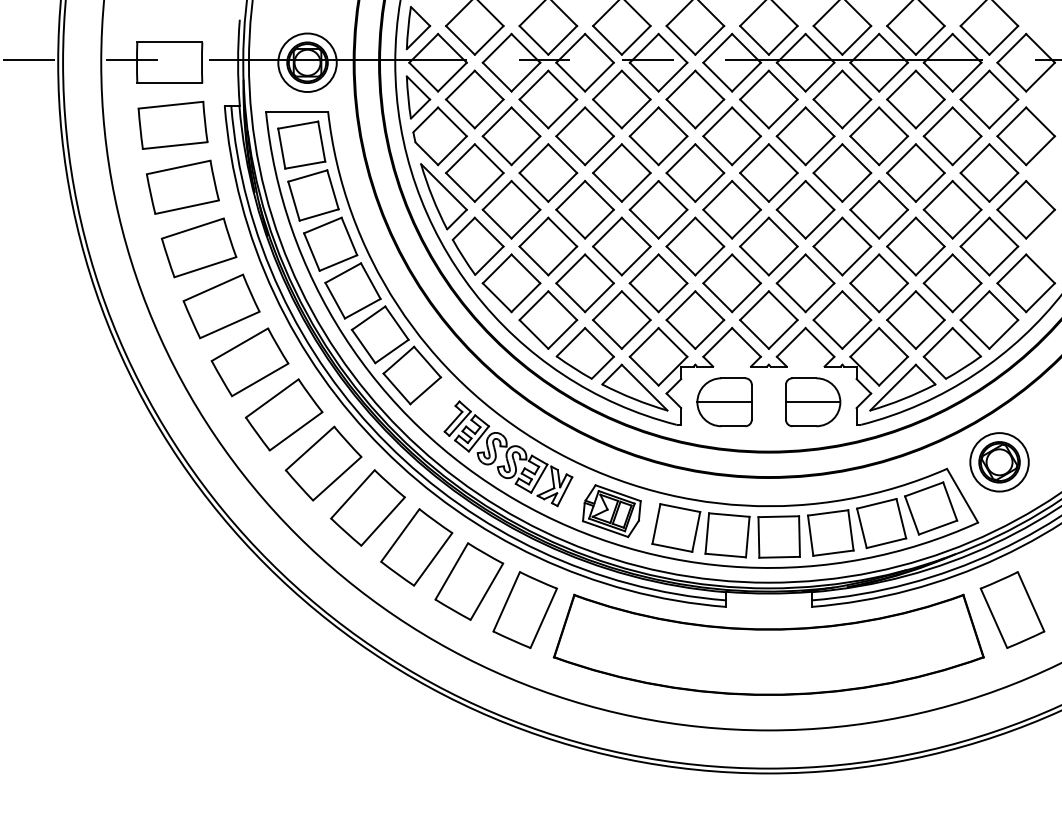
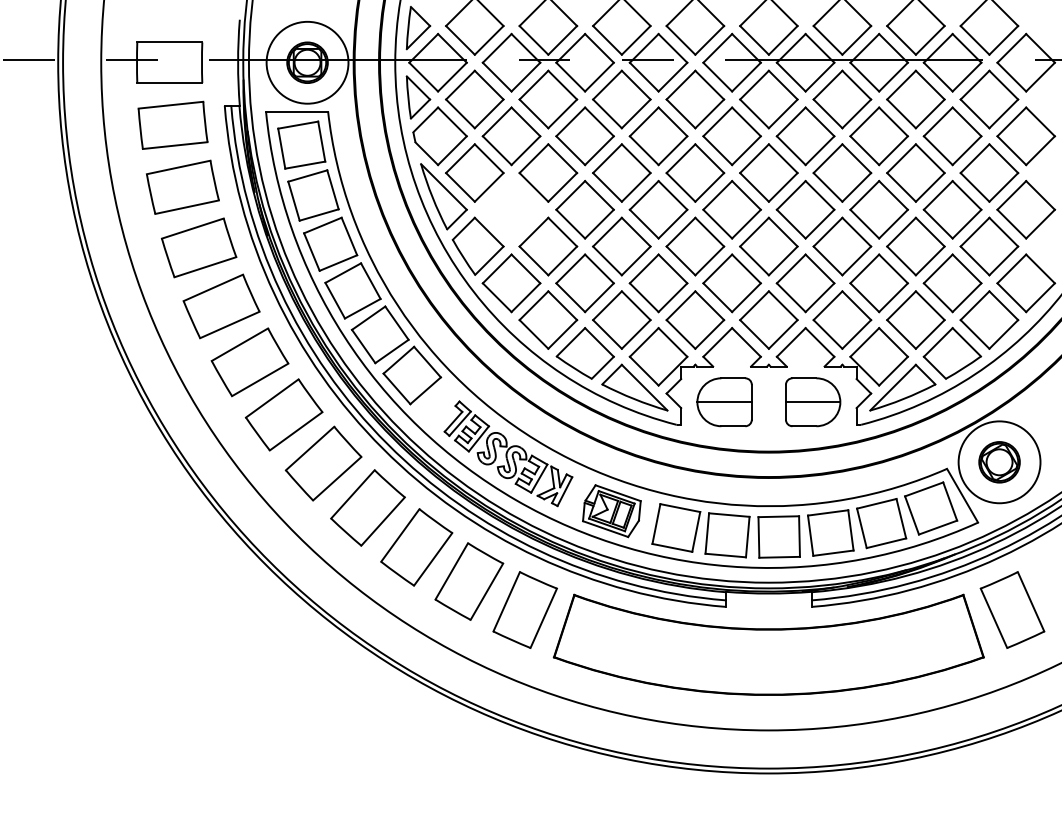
circle diameter: 58 px -> 82 px (307, 62)
part: present -> none (511, 209)
circle diameter: 58 px -> 82 px (999, 462)
